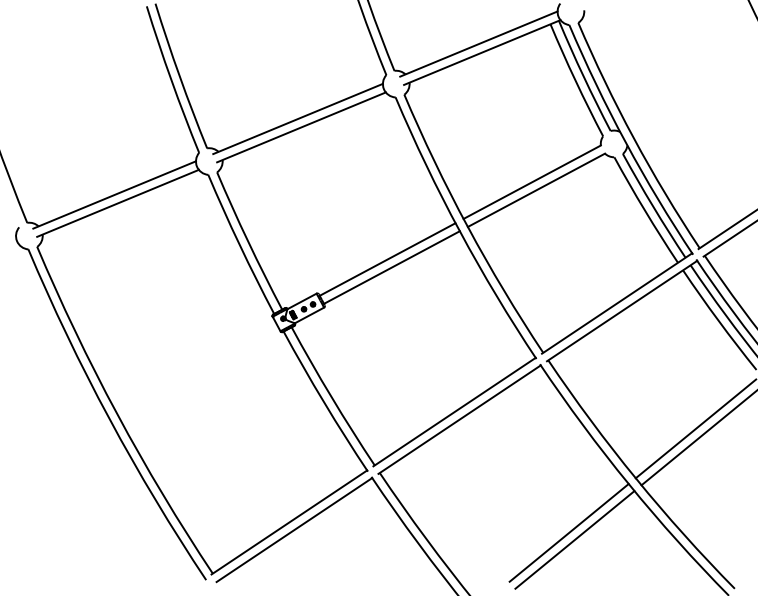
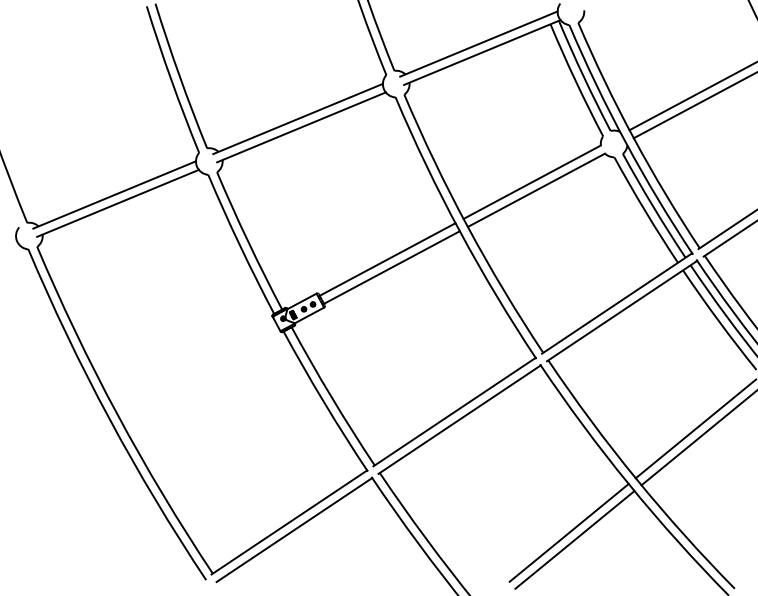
line: none -> present (691, 96)
line: none -> present (693, 105)
